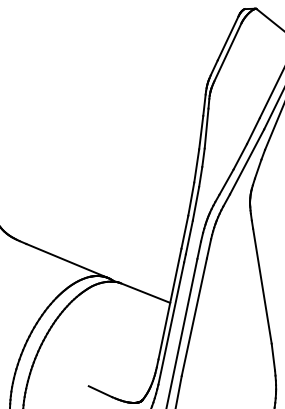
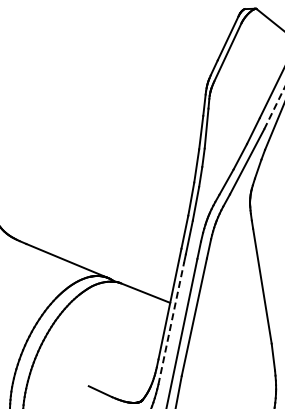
line: solid -> dashed (274, 108)
line: solid -> dashed (171, 323)
